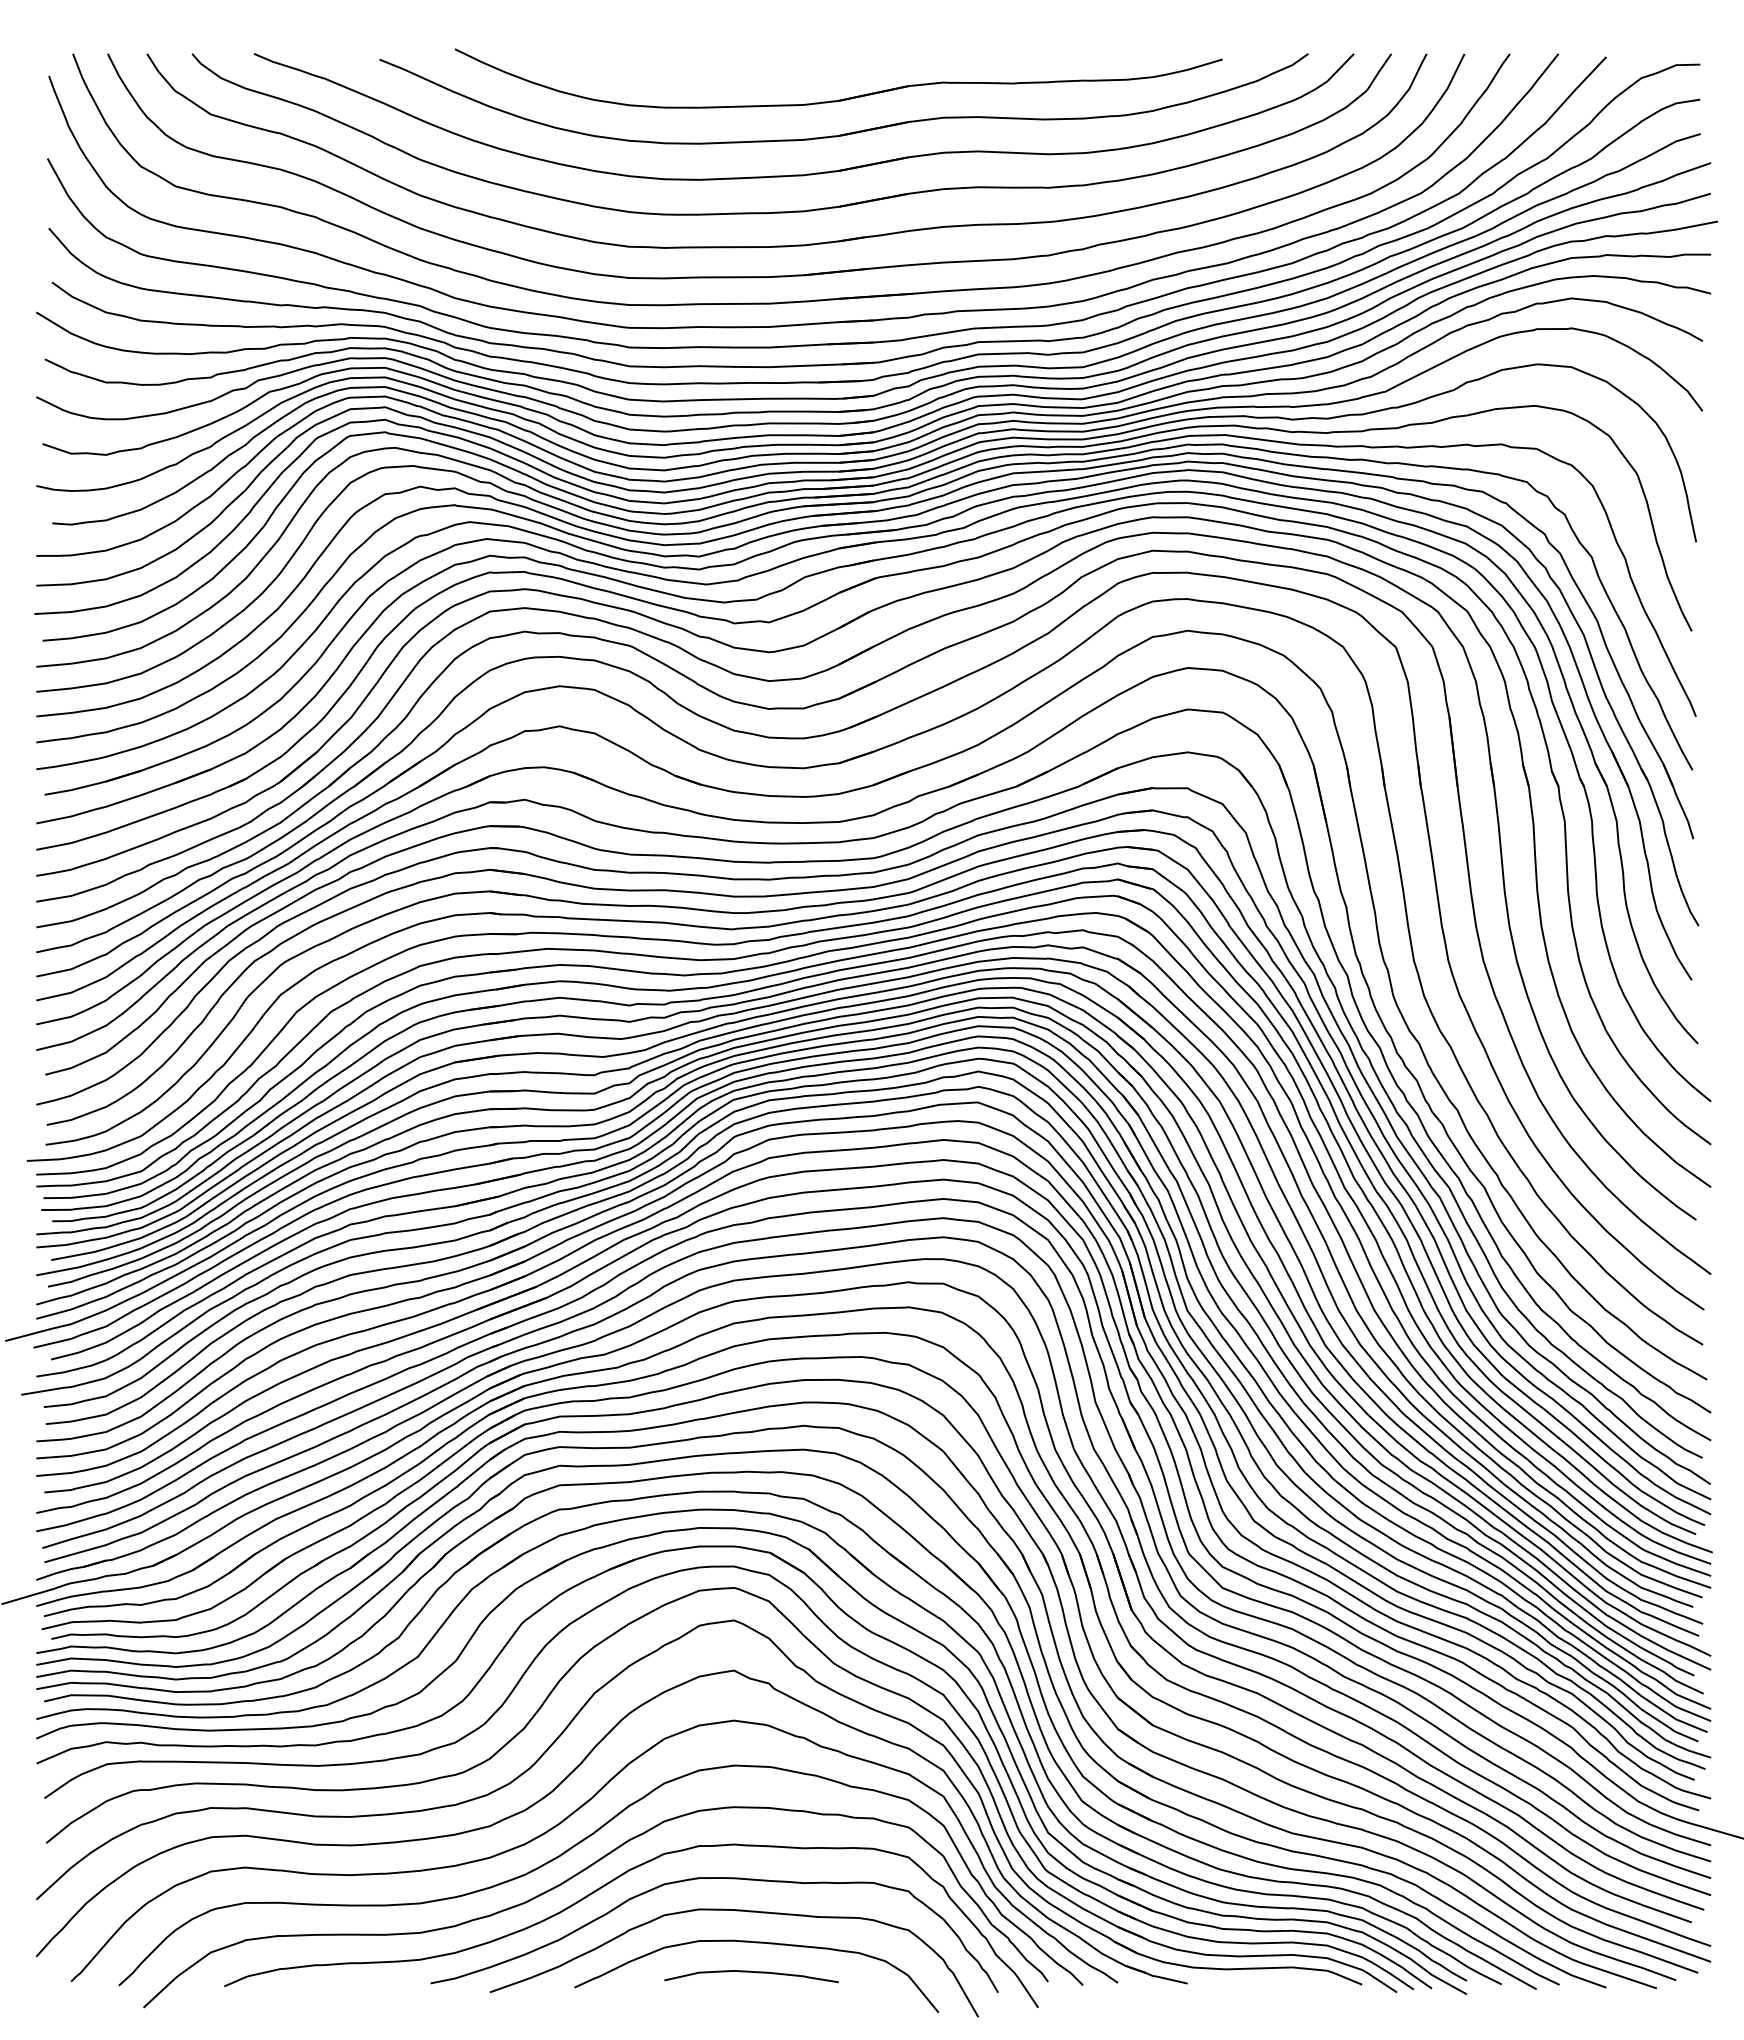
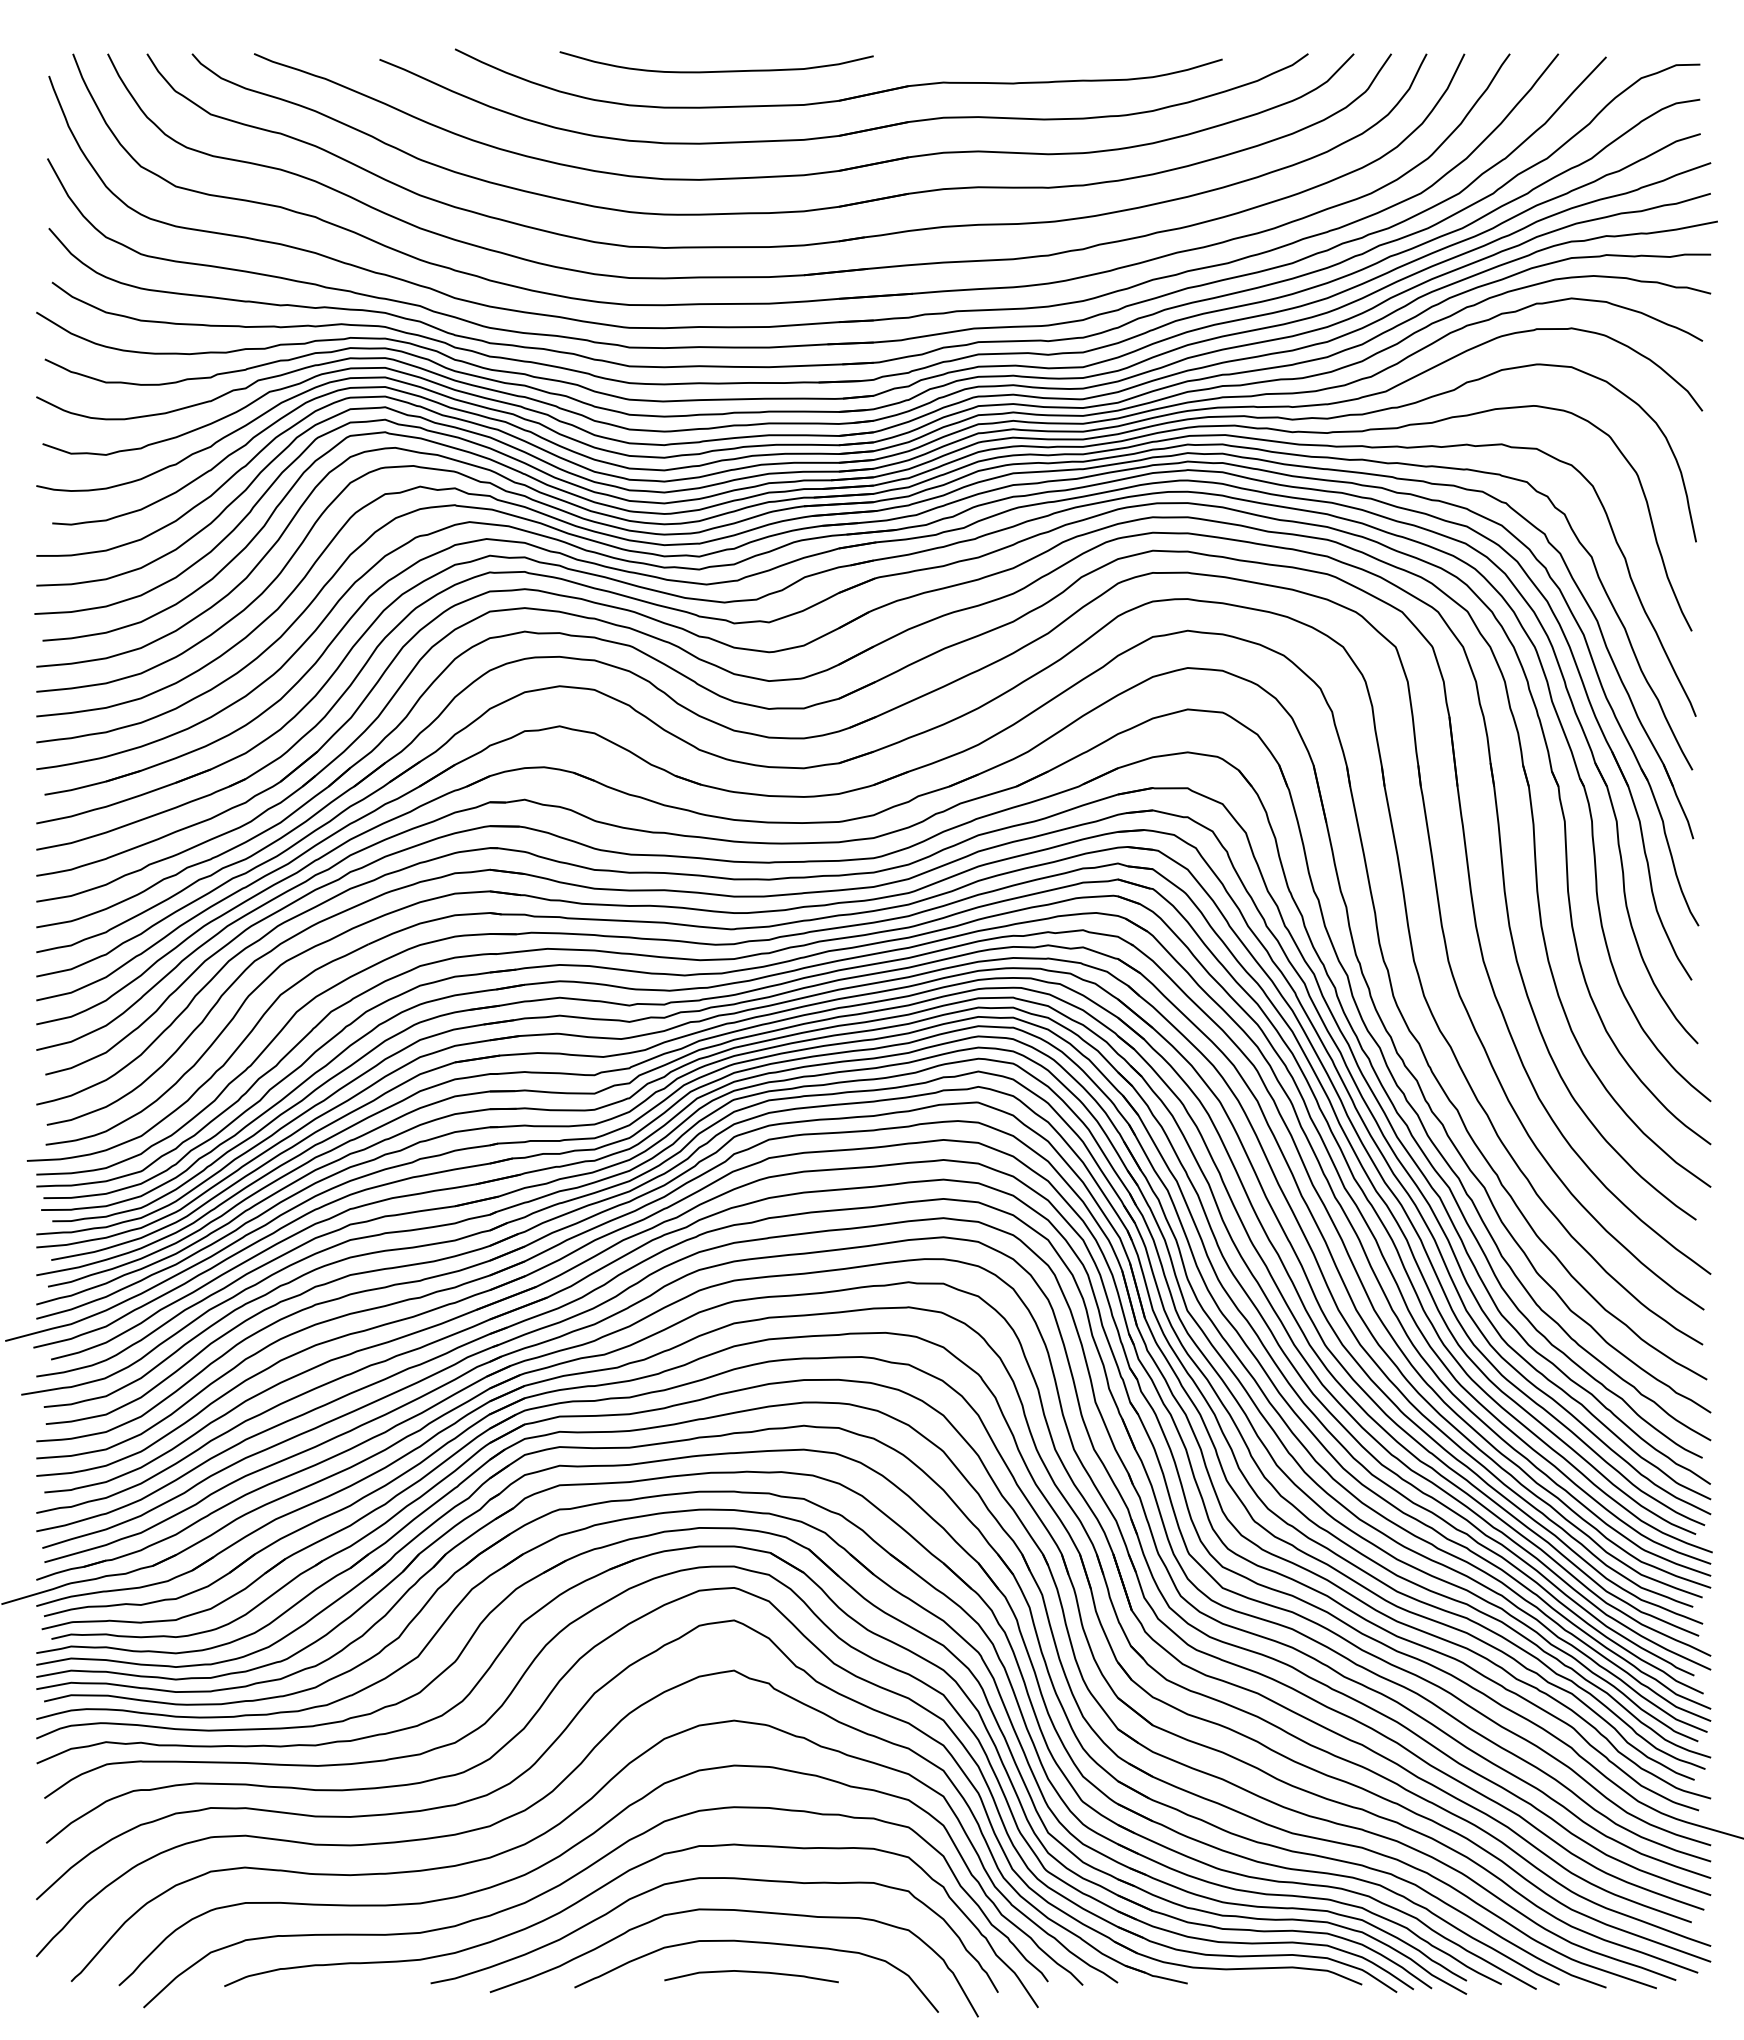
curve: none -> present (717, 70)
